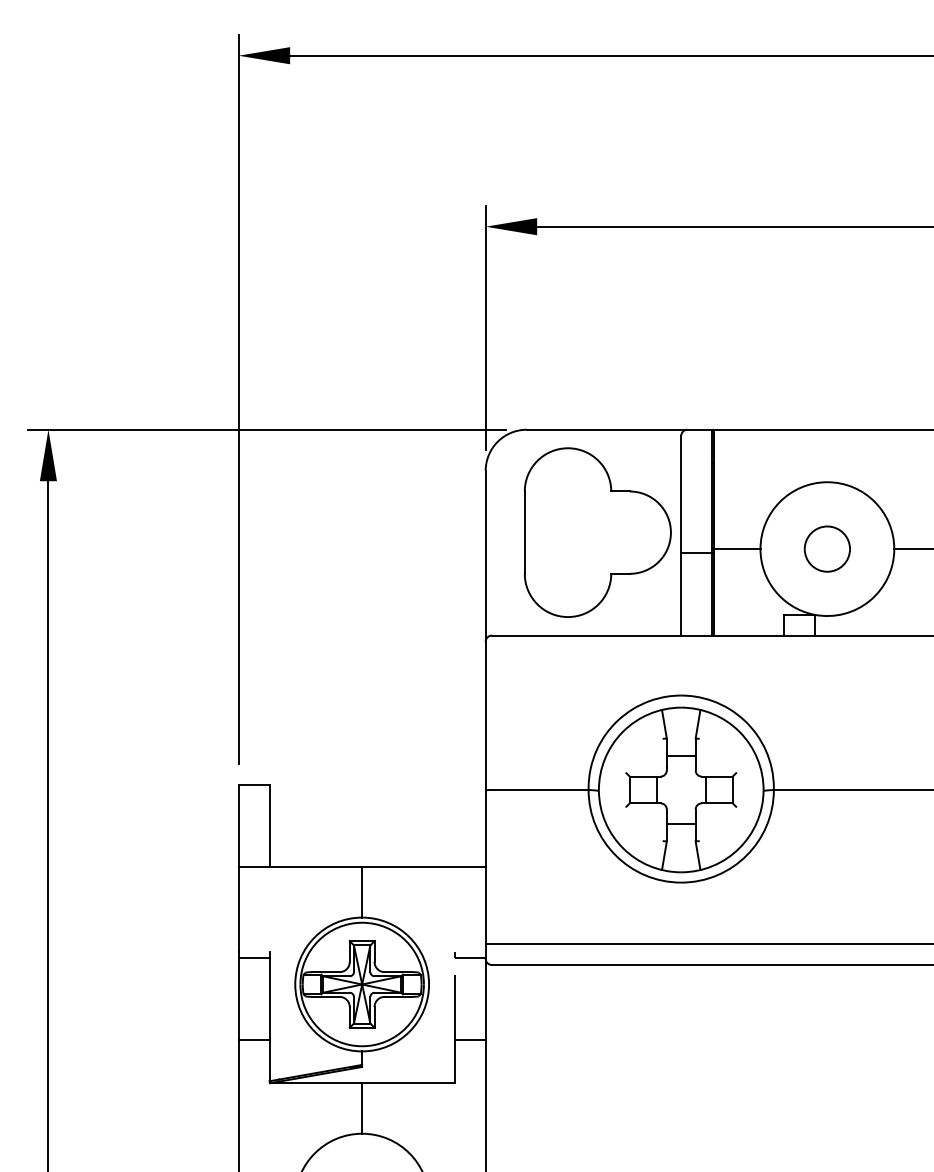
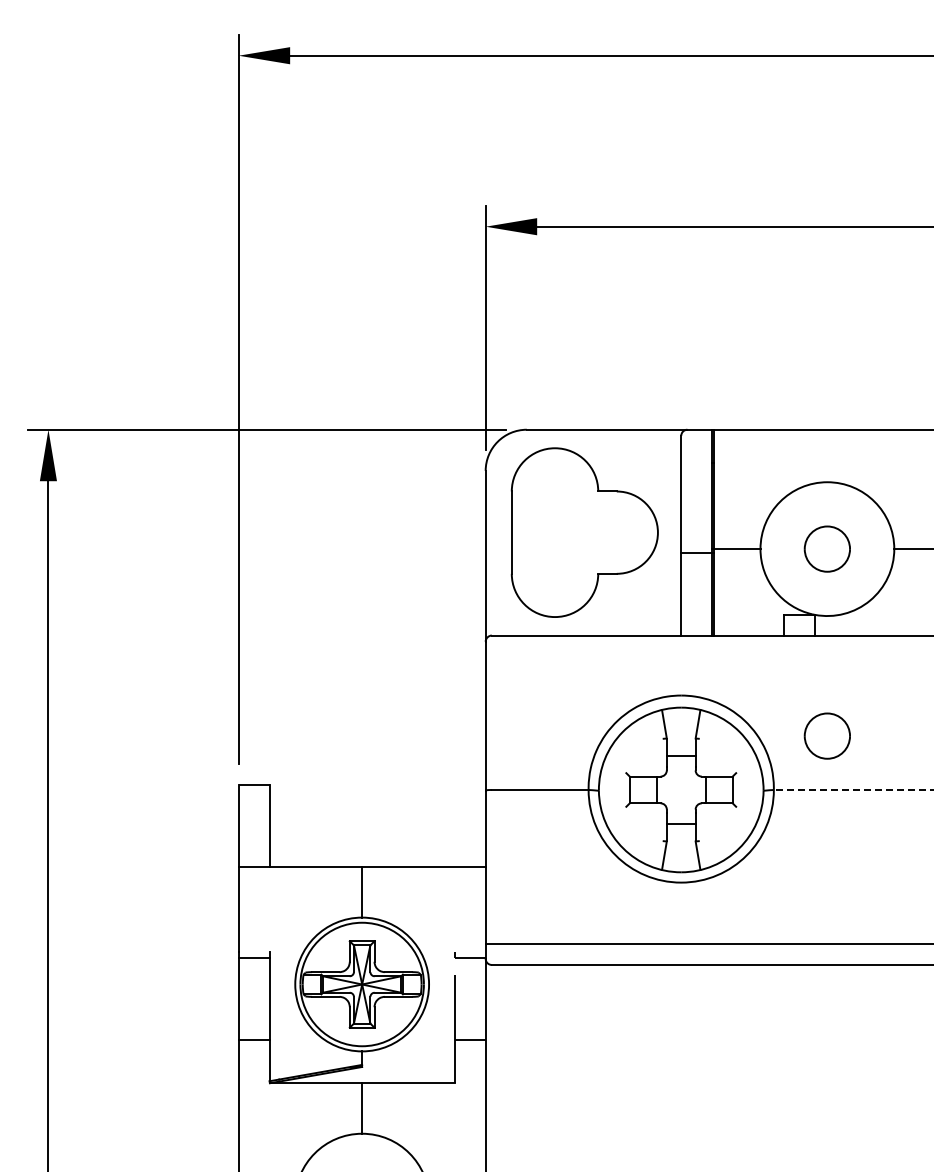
part position: (597, 532) -> (584, 532) (584, 532)
part: none -> present (826, 735)
line: solid -> dashed (853, 789)
